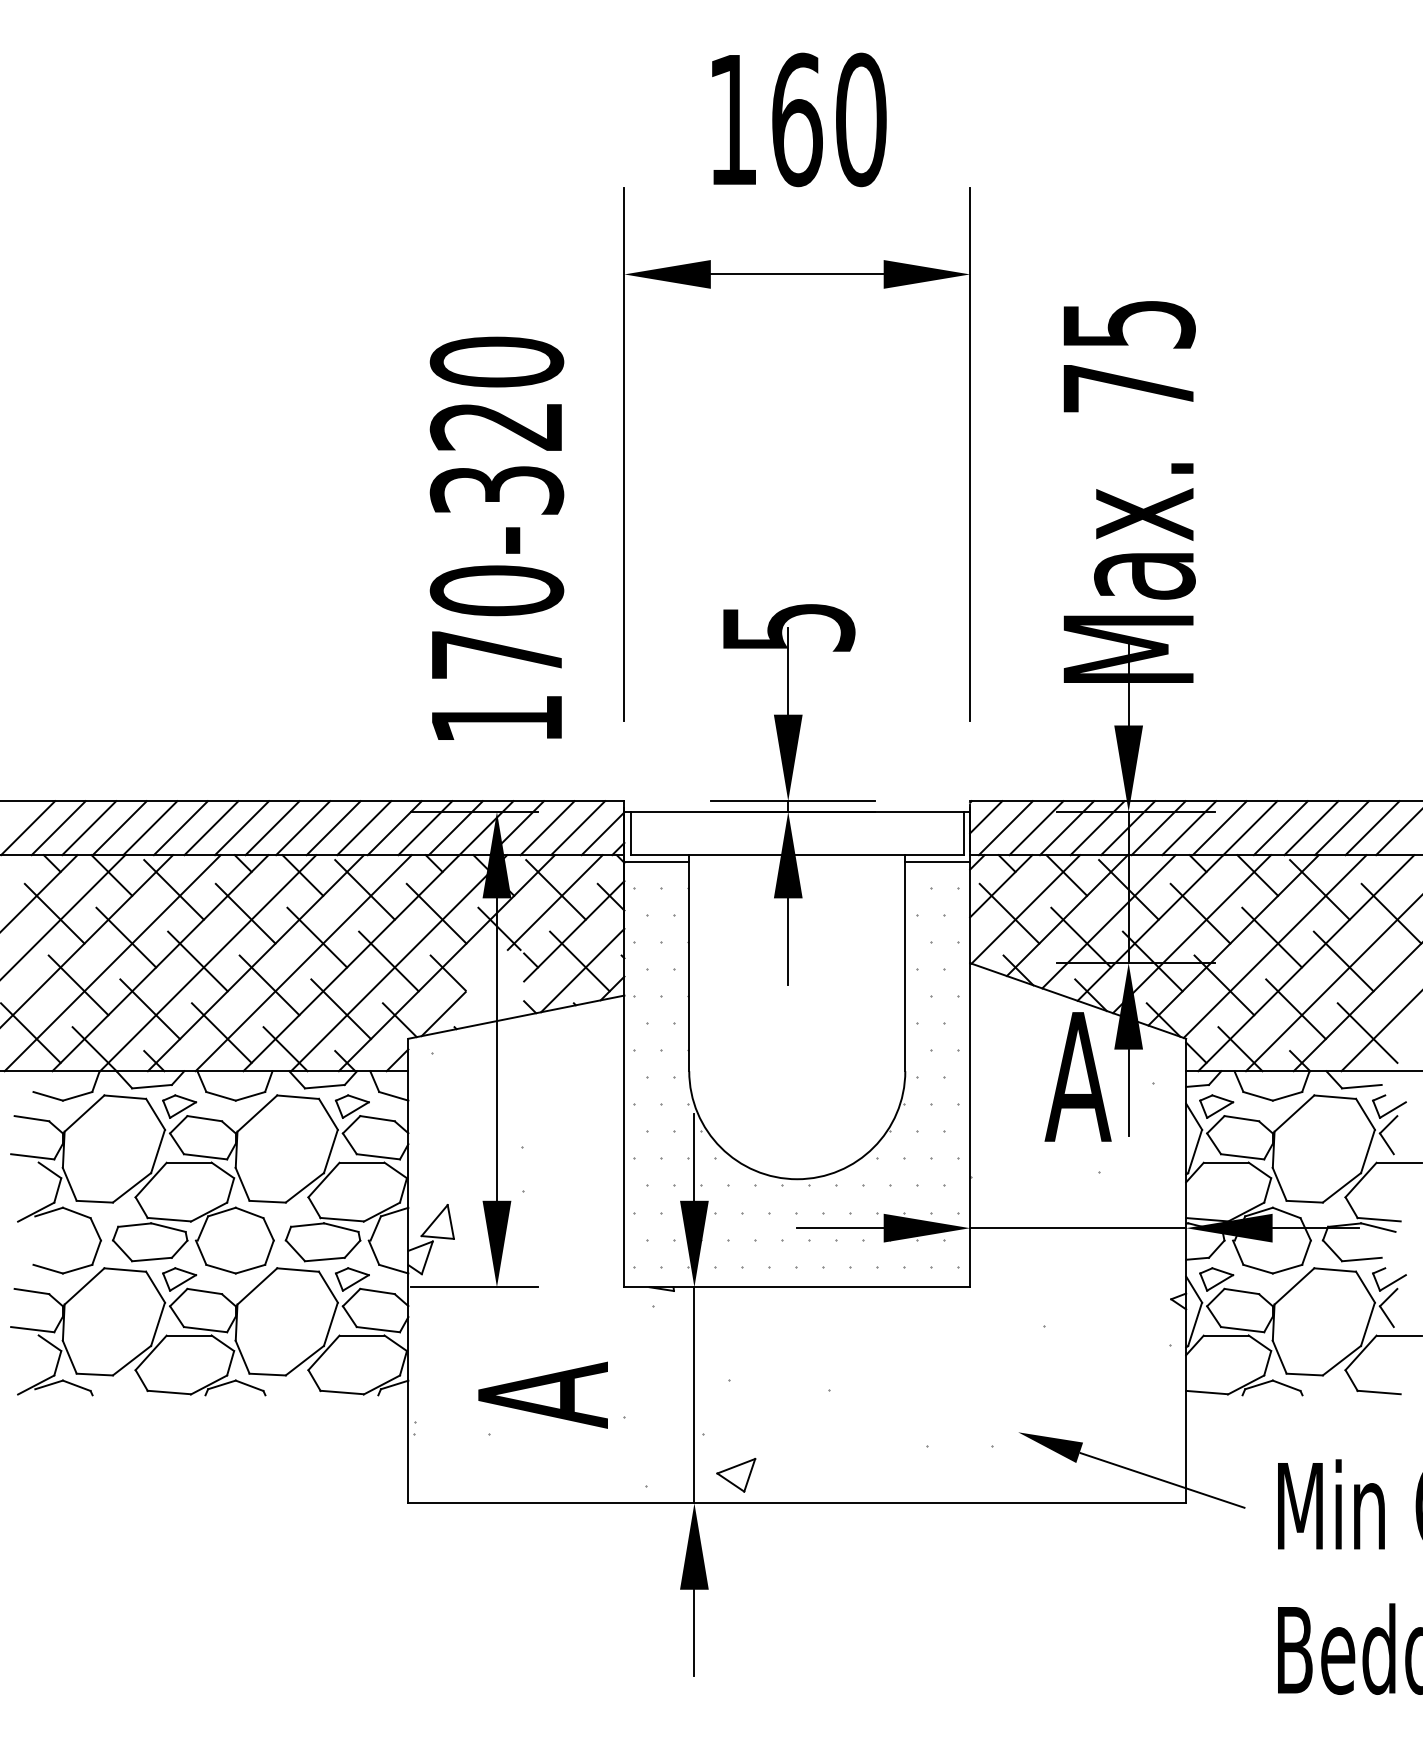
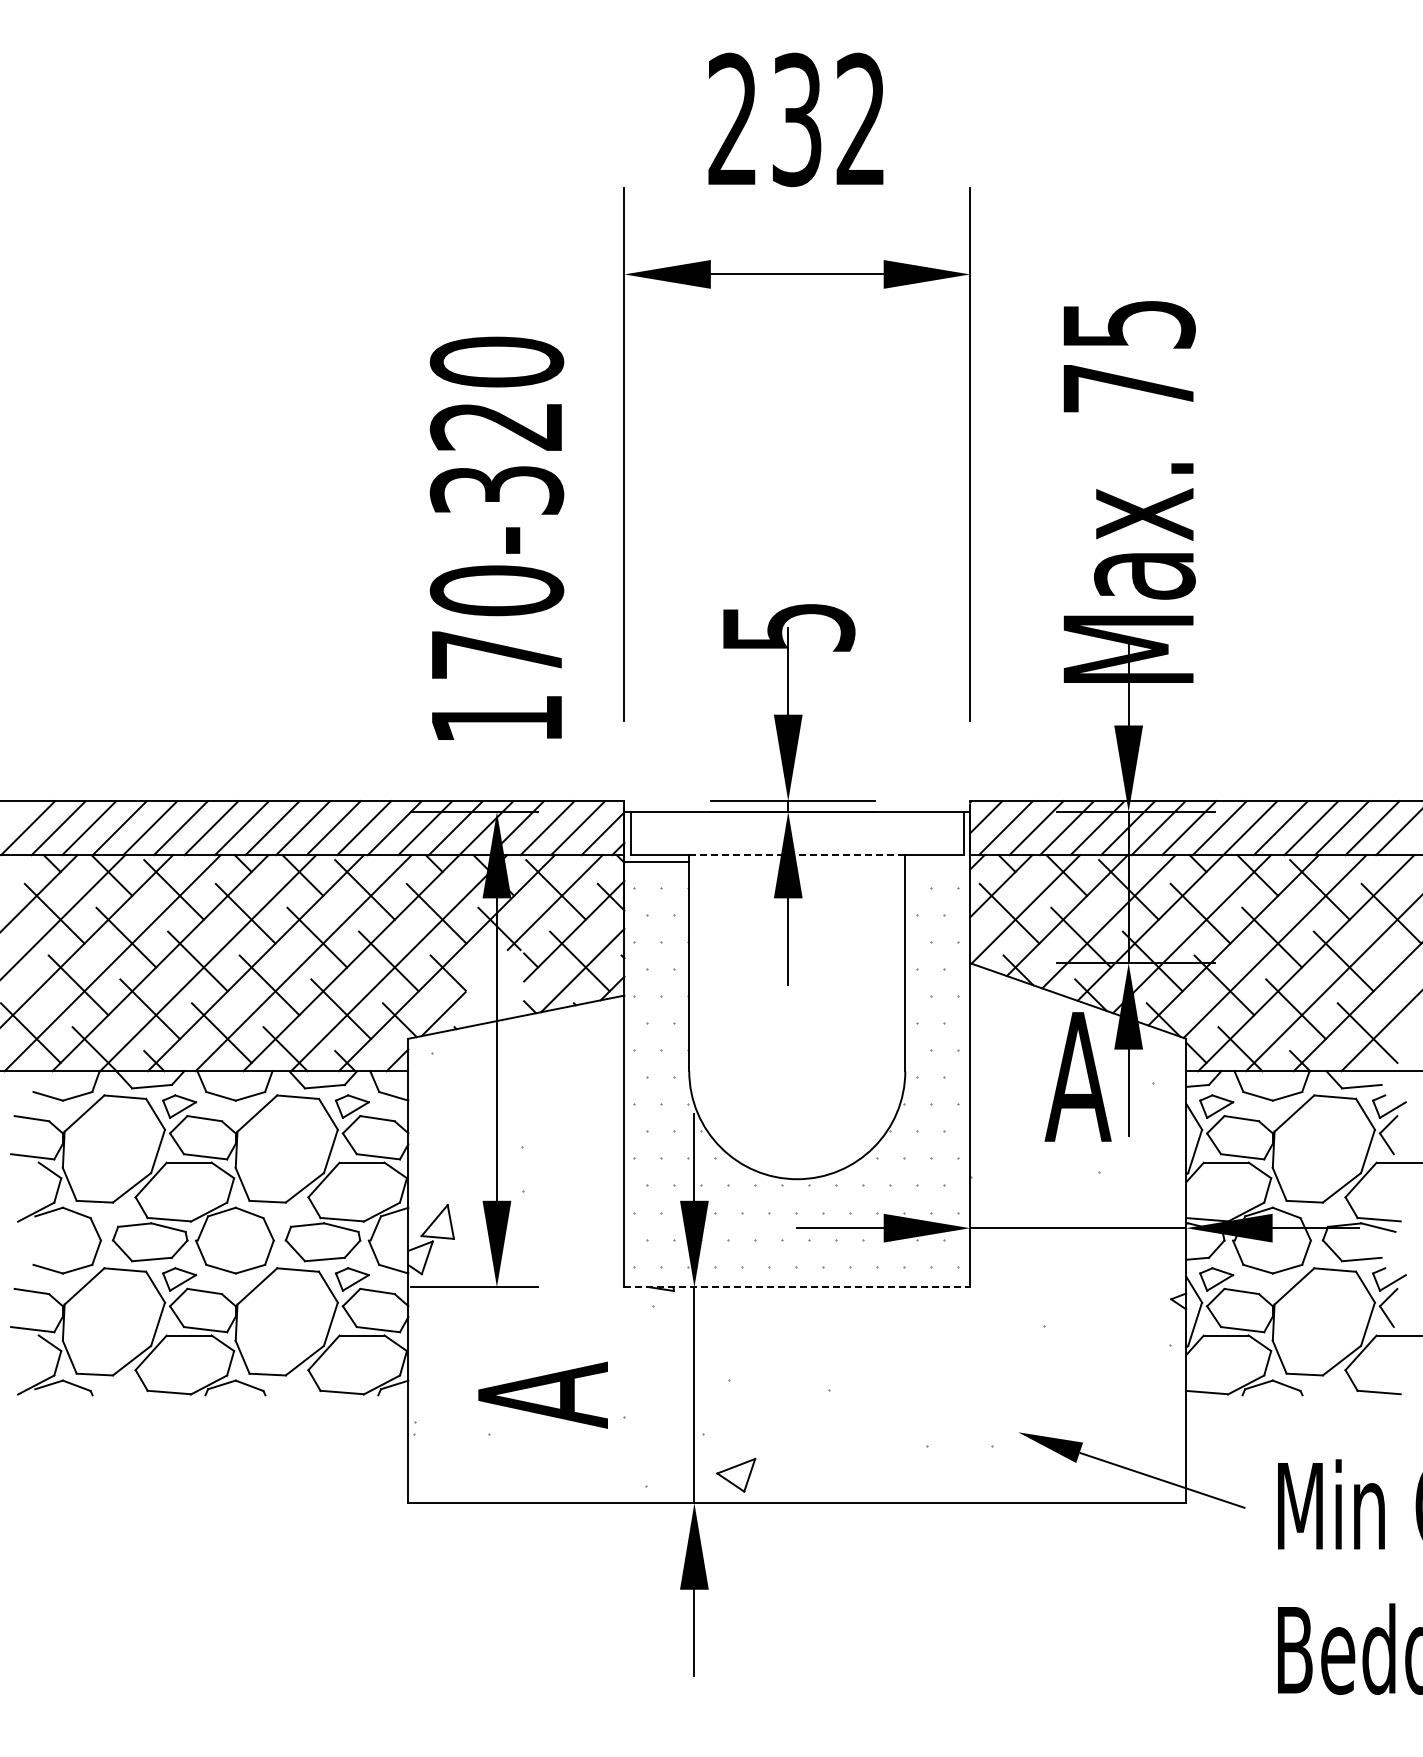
text: 160 -> 232 (797, 119)
line: solid -> dashed (797, 855)
line: present -> none (937, 861)
line: solid -> dashed (797, 1287)
